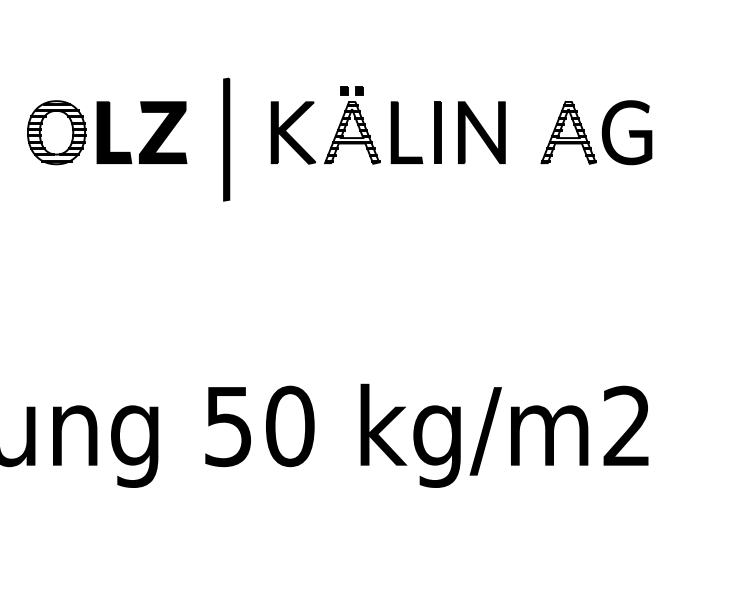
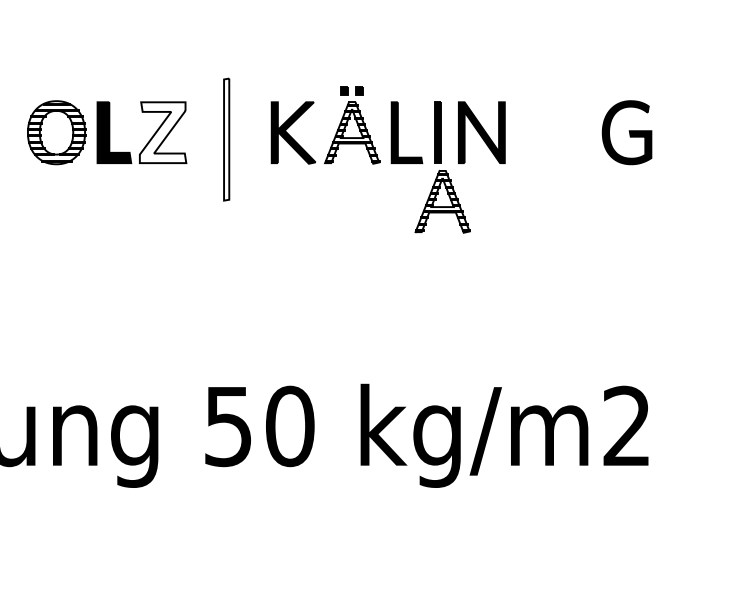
fill: present -> none (162, 132)
part position: (568, 132) -> (442, 201) (442, 201)
fill: present -> none (226, 139)
